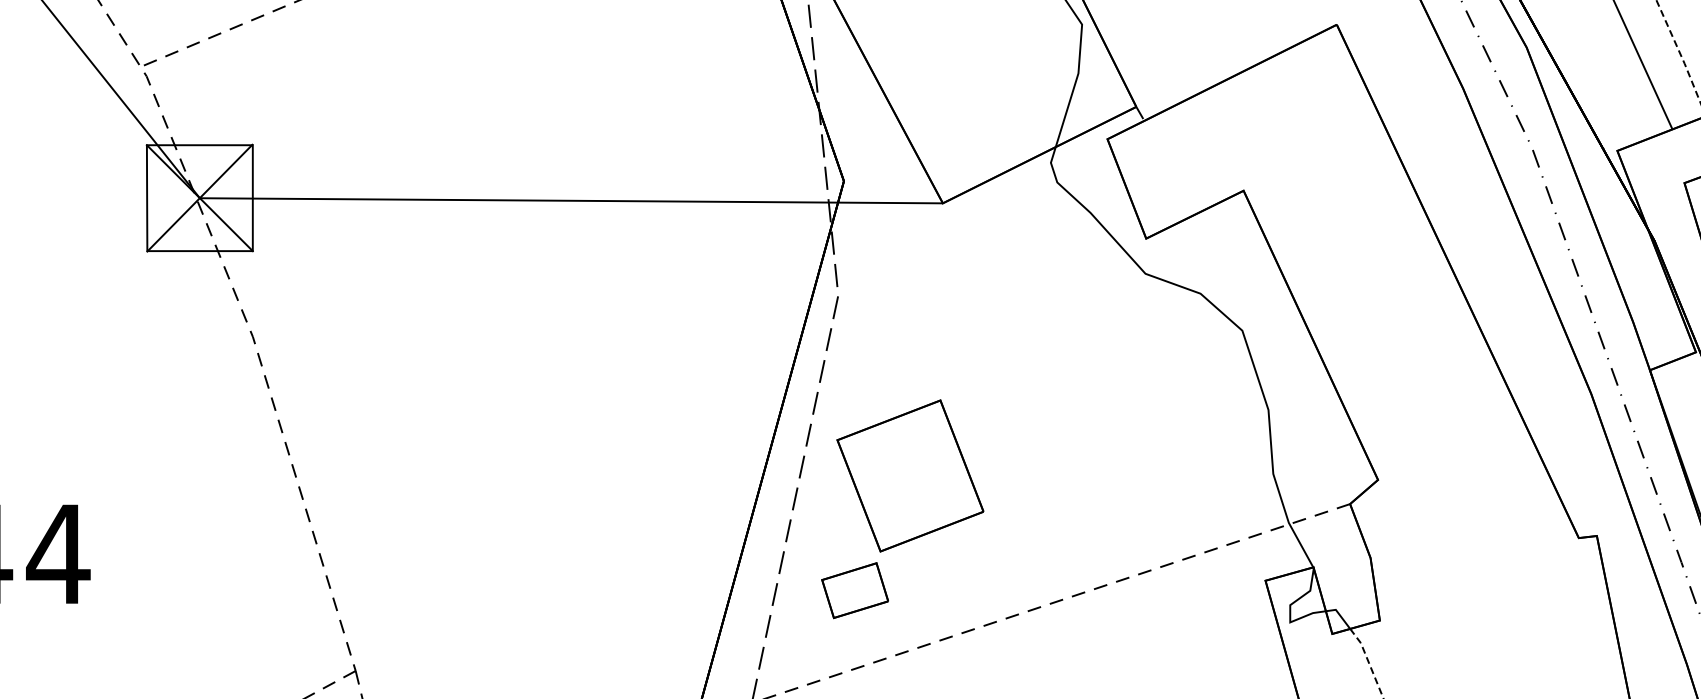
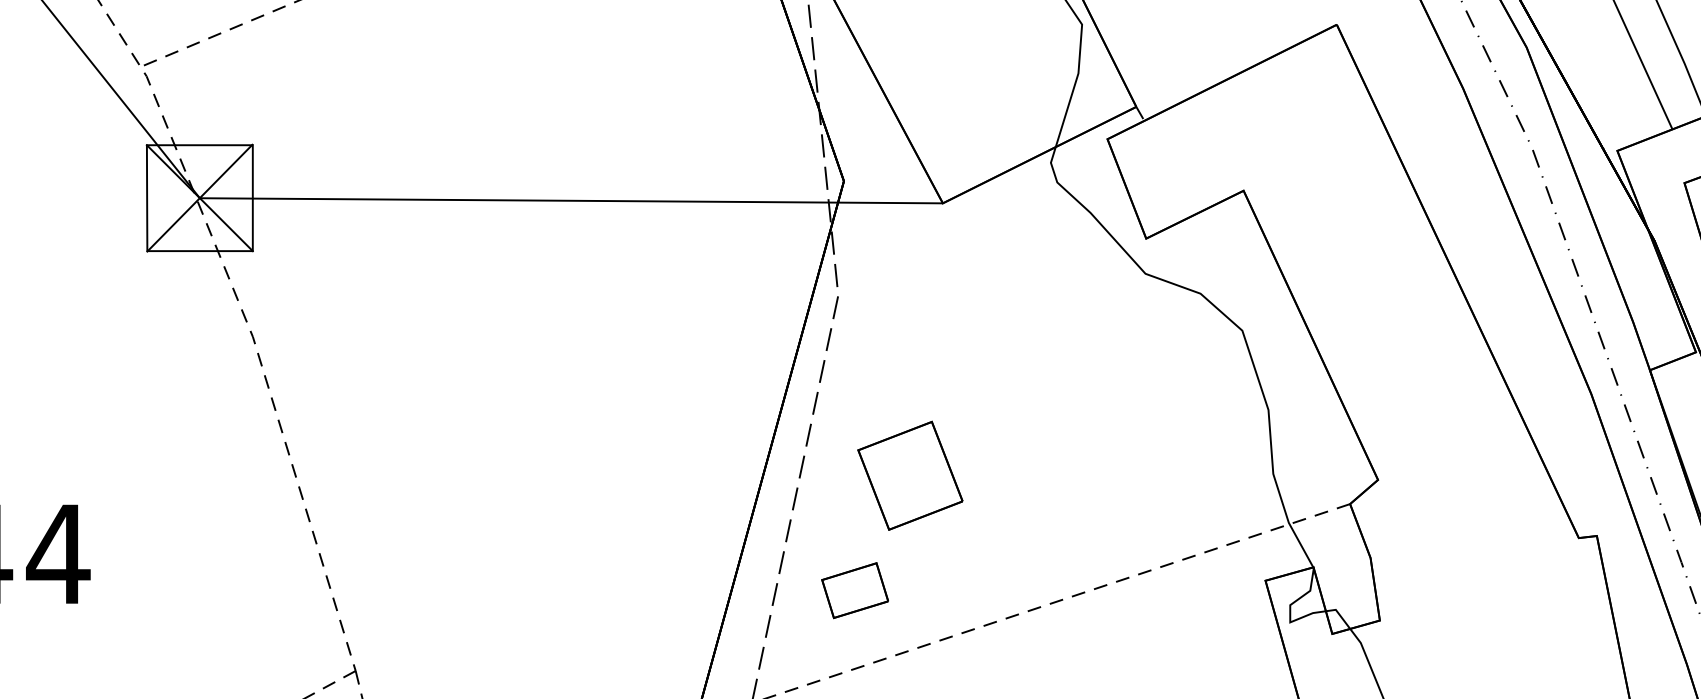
line: dashed -> solid (1679, 52)
part size: 149x154 px -> 107x111 px (910, 475)
line: dashed -> solid (1368, 662)
